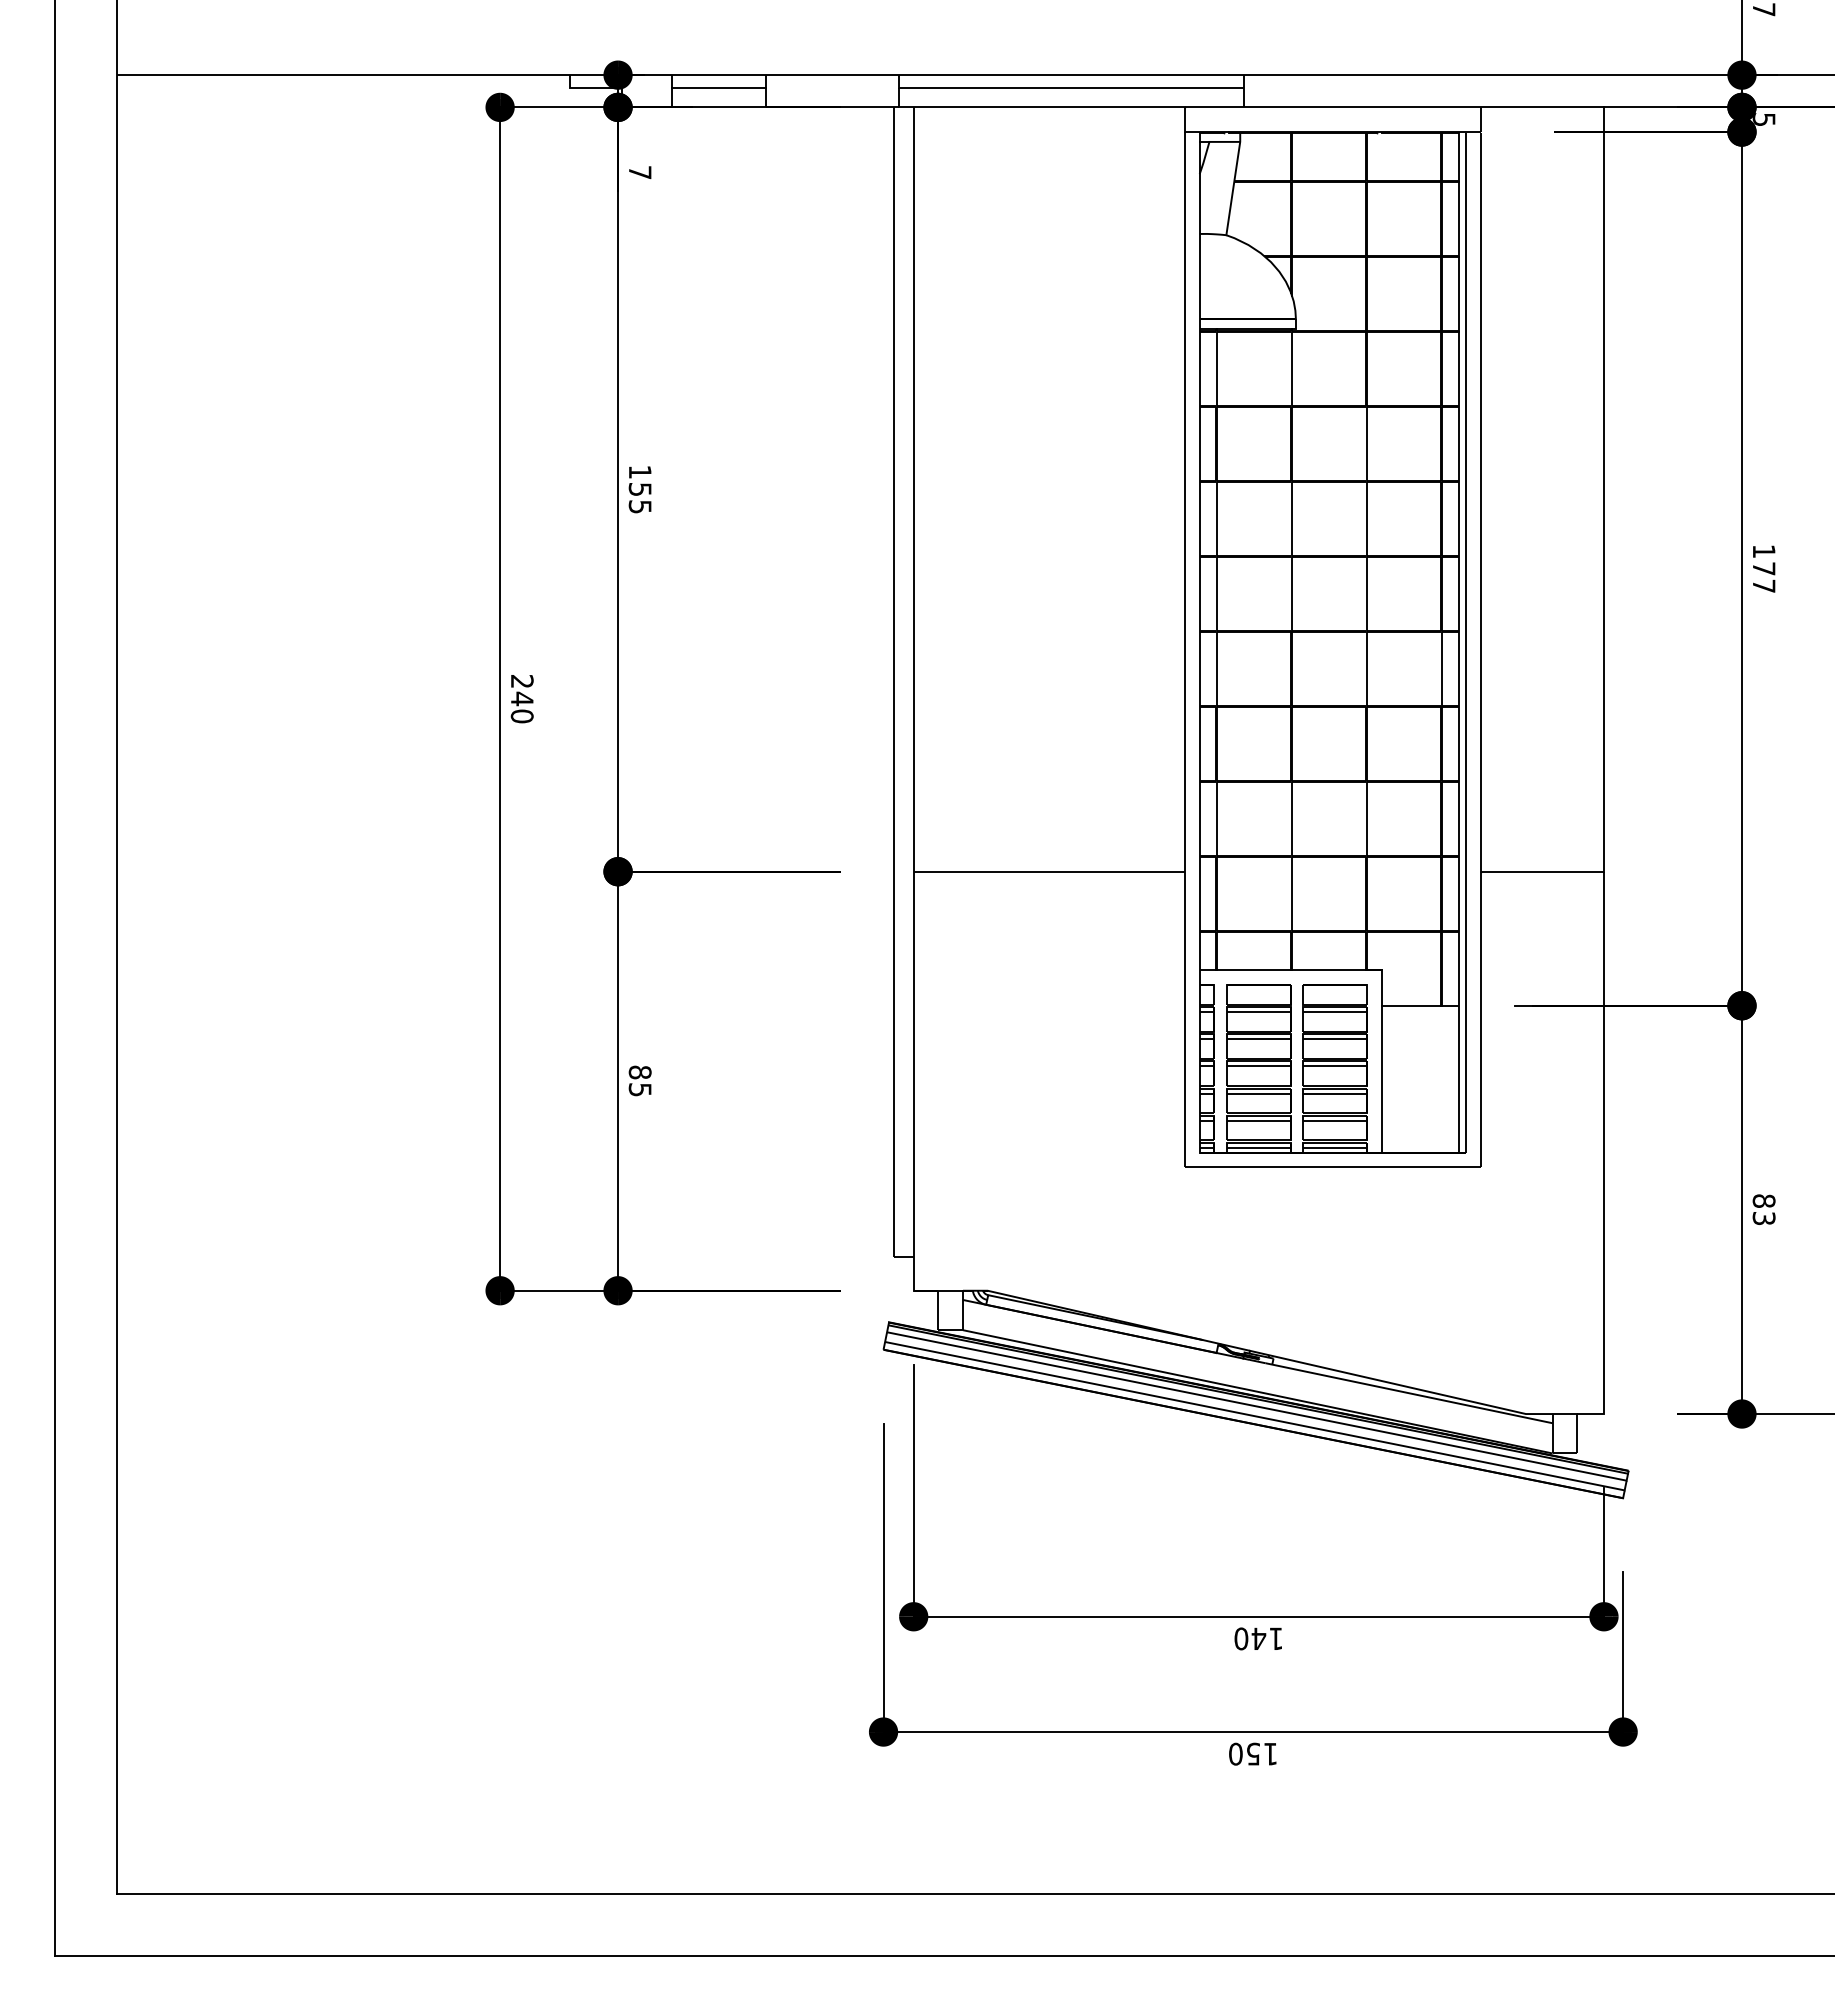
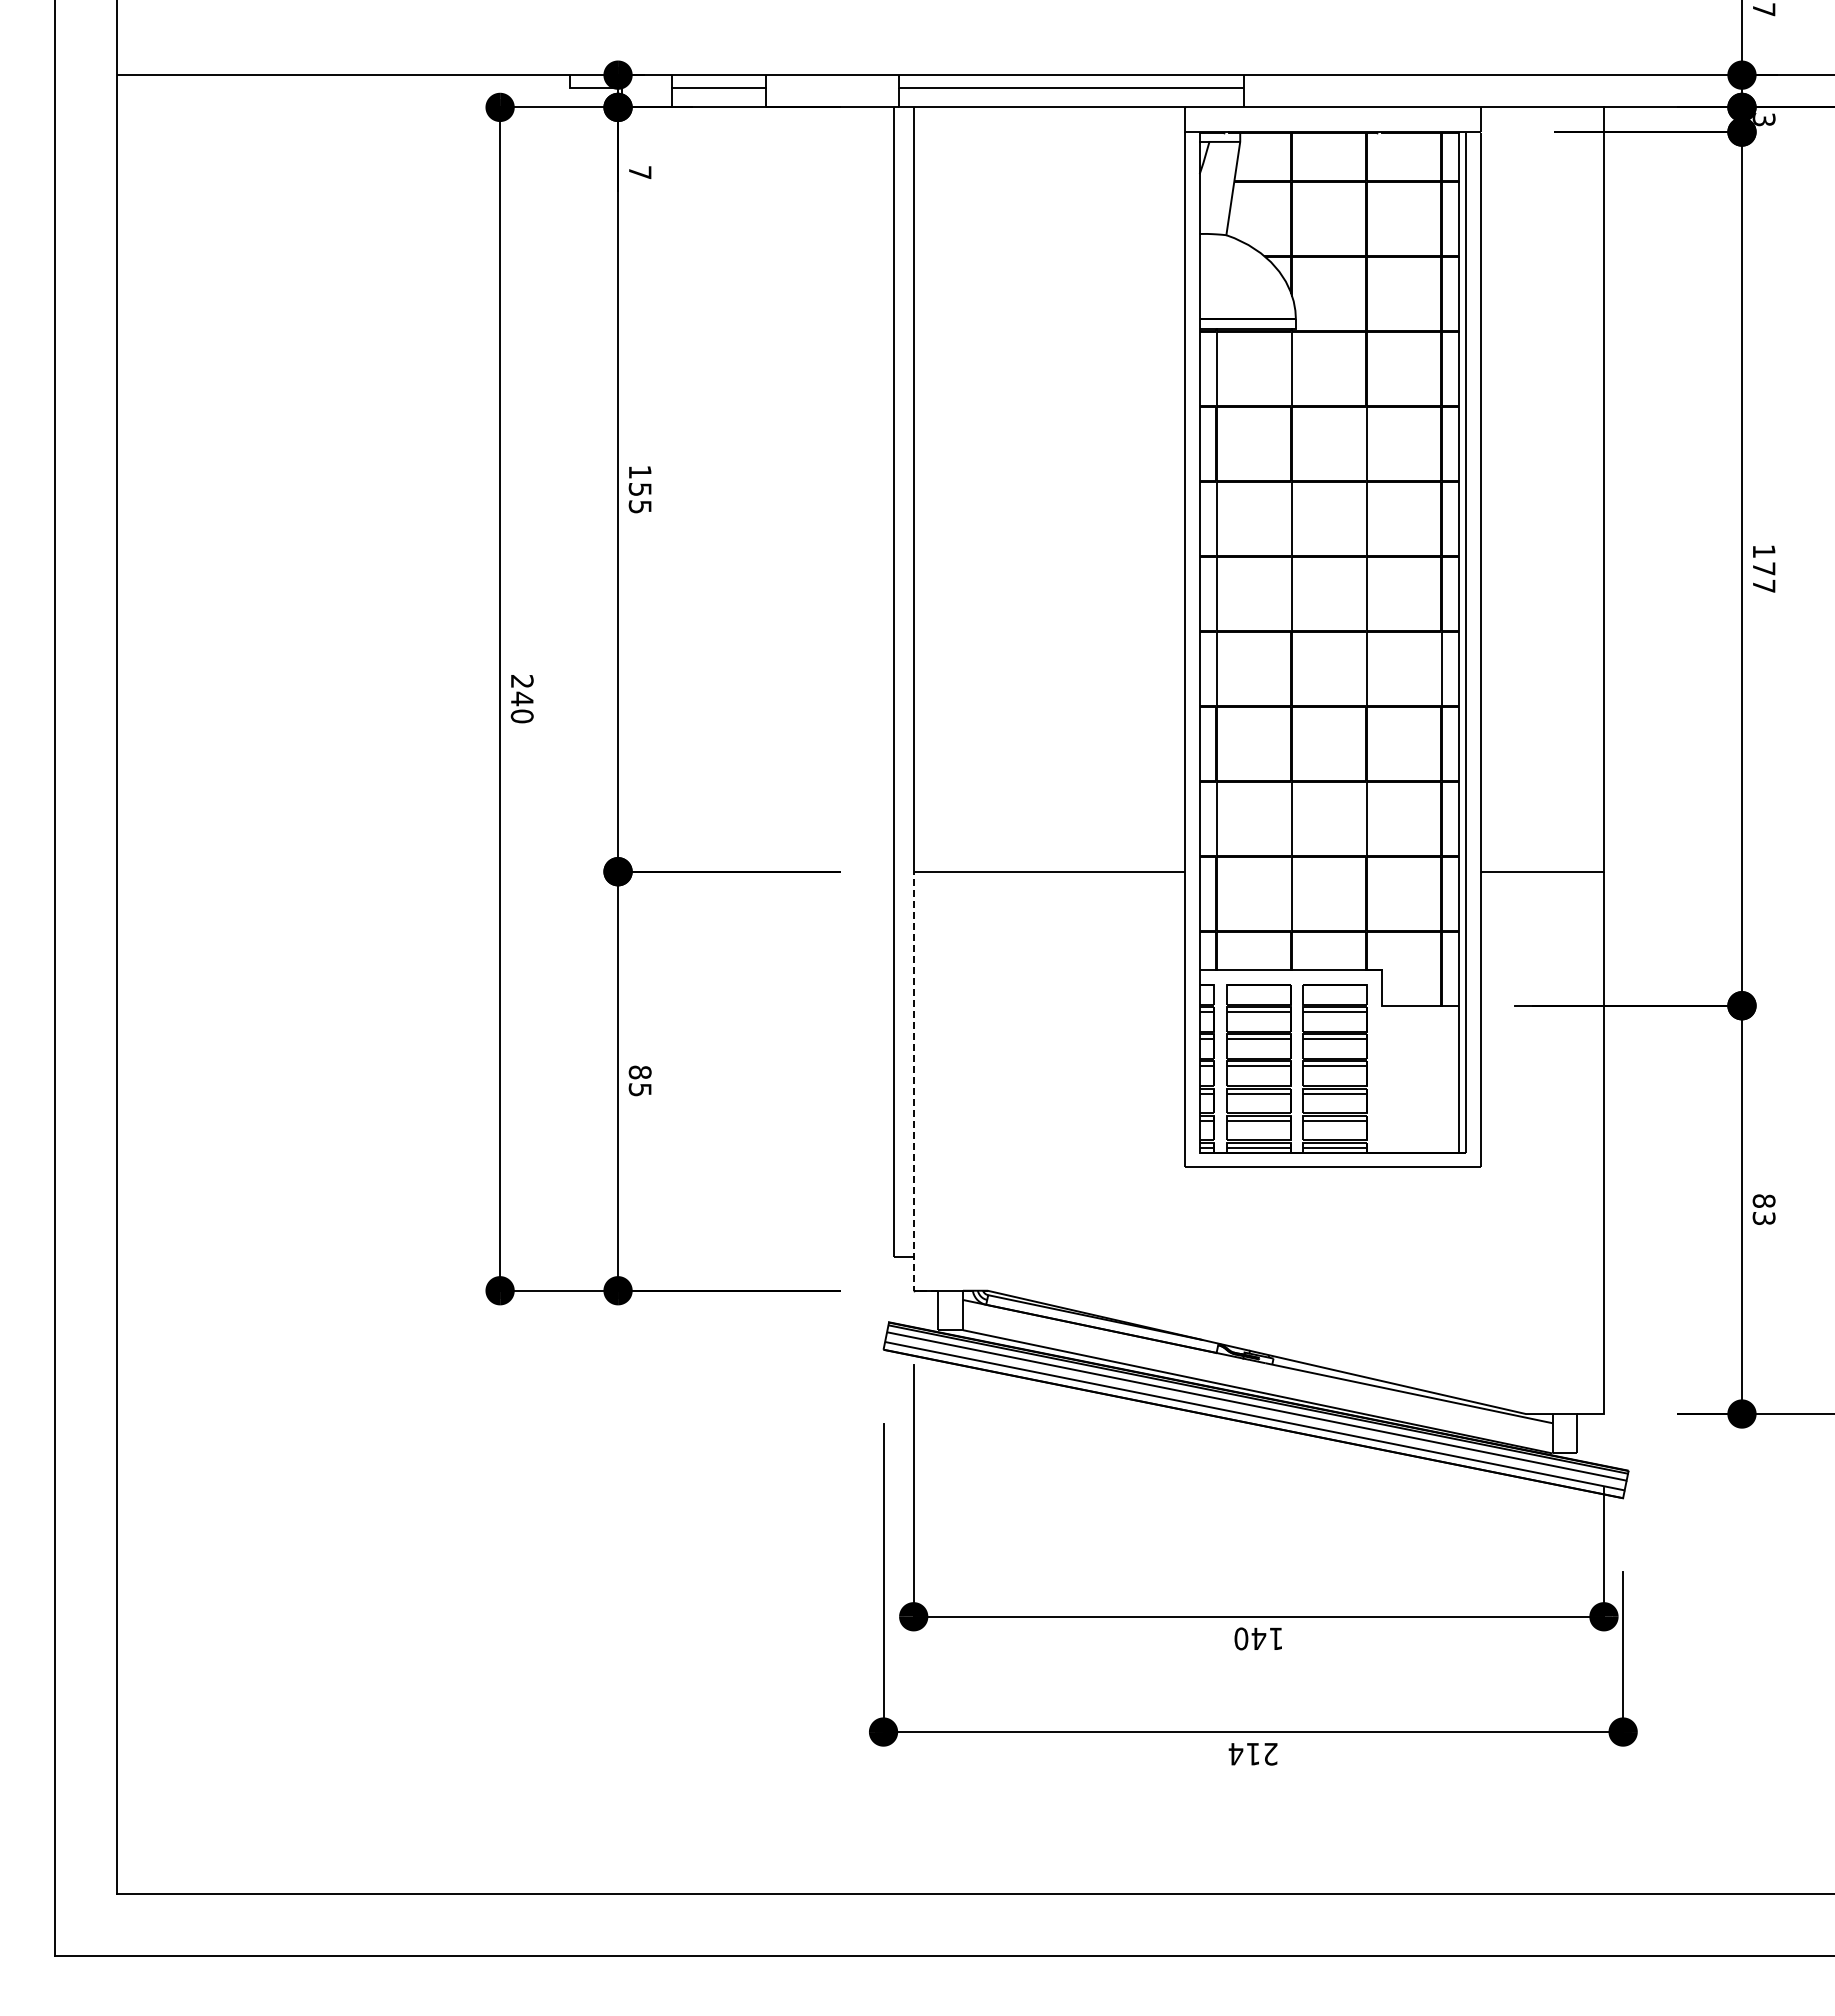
text: 5 -> 3 (1764, 119)
line: present -> none (1382, 1078)
line: solid -> dashed (913, 1094)
text: 150 -> 214 (1252, 1753)
